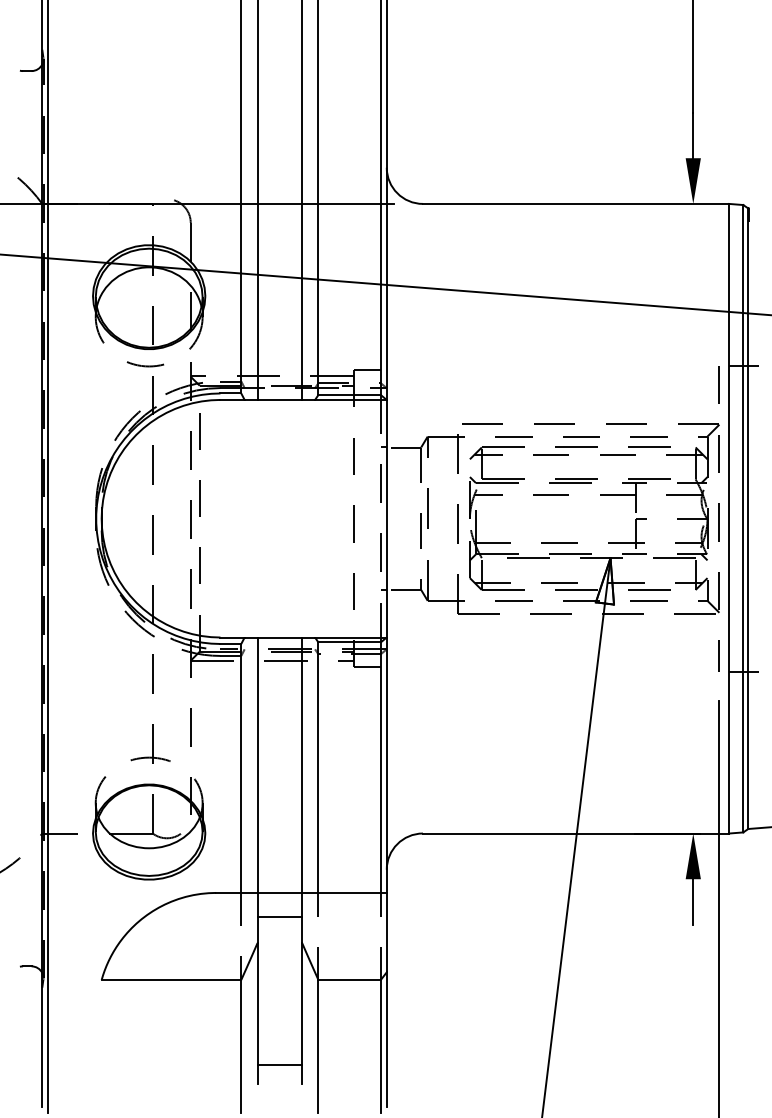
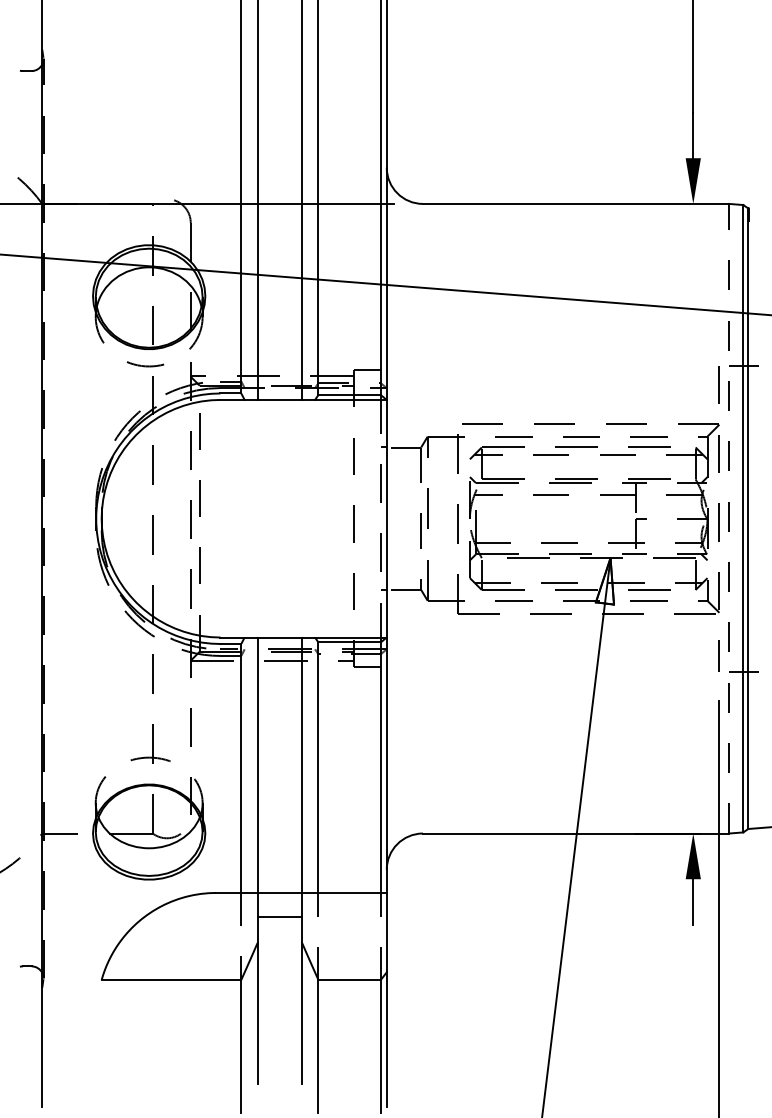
line: solid -> dashed (729, 518)
line: present -> none (48, 557)
line: present -> none (279, 1065)
